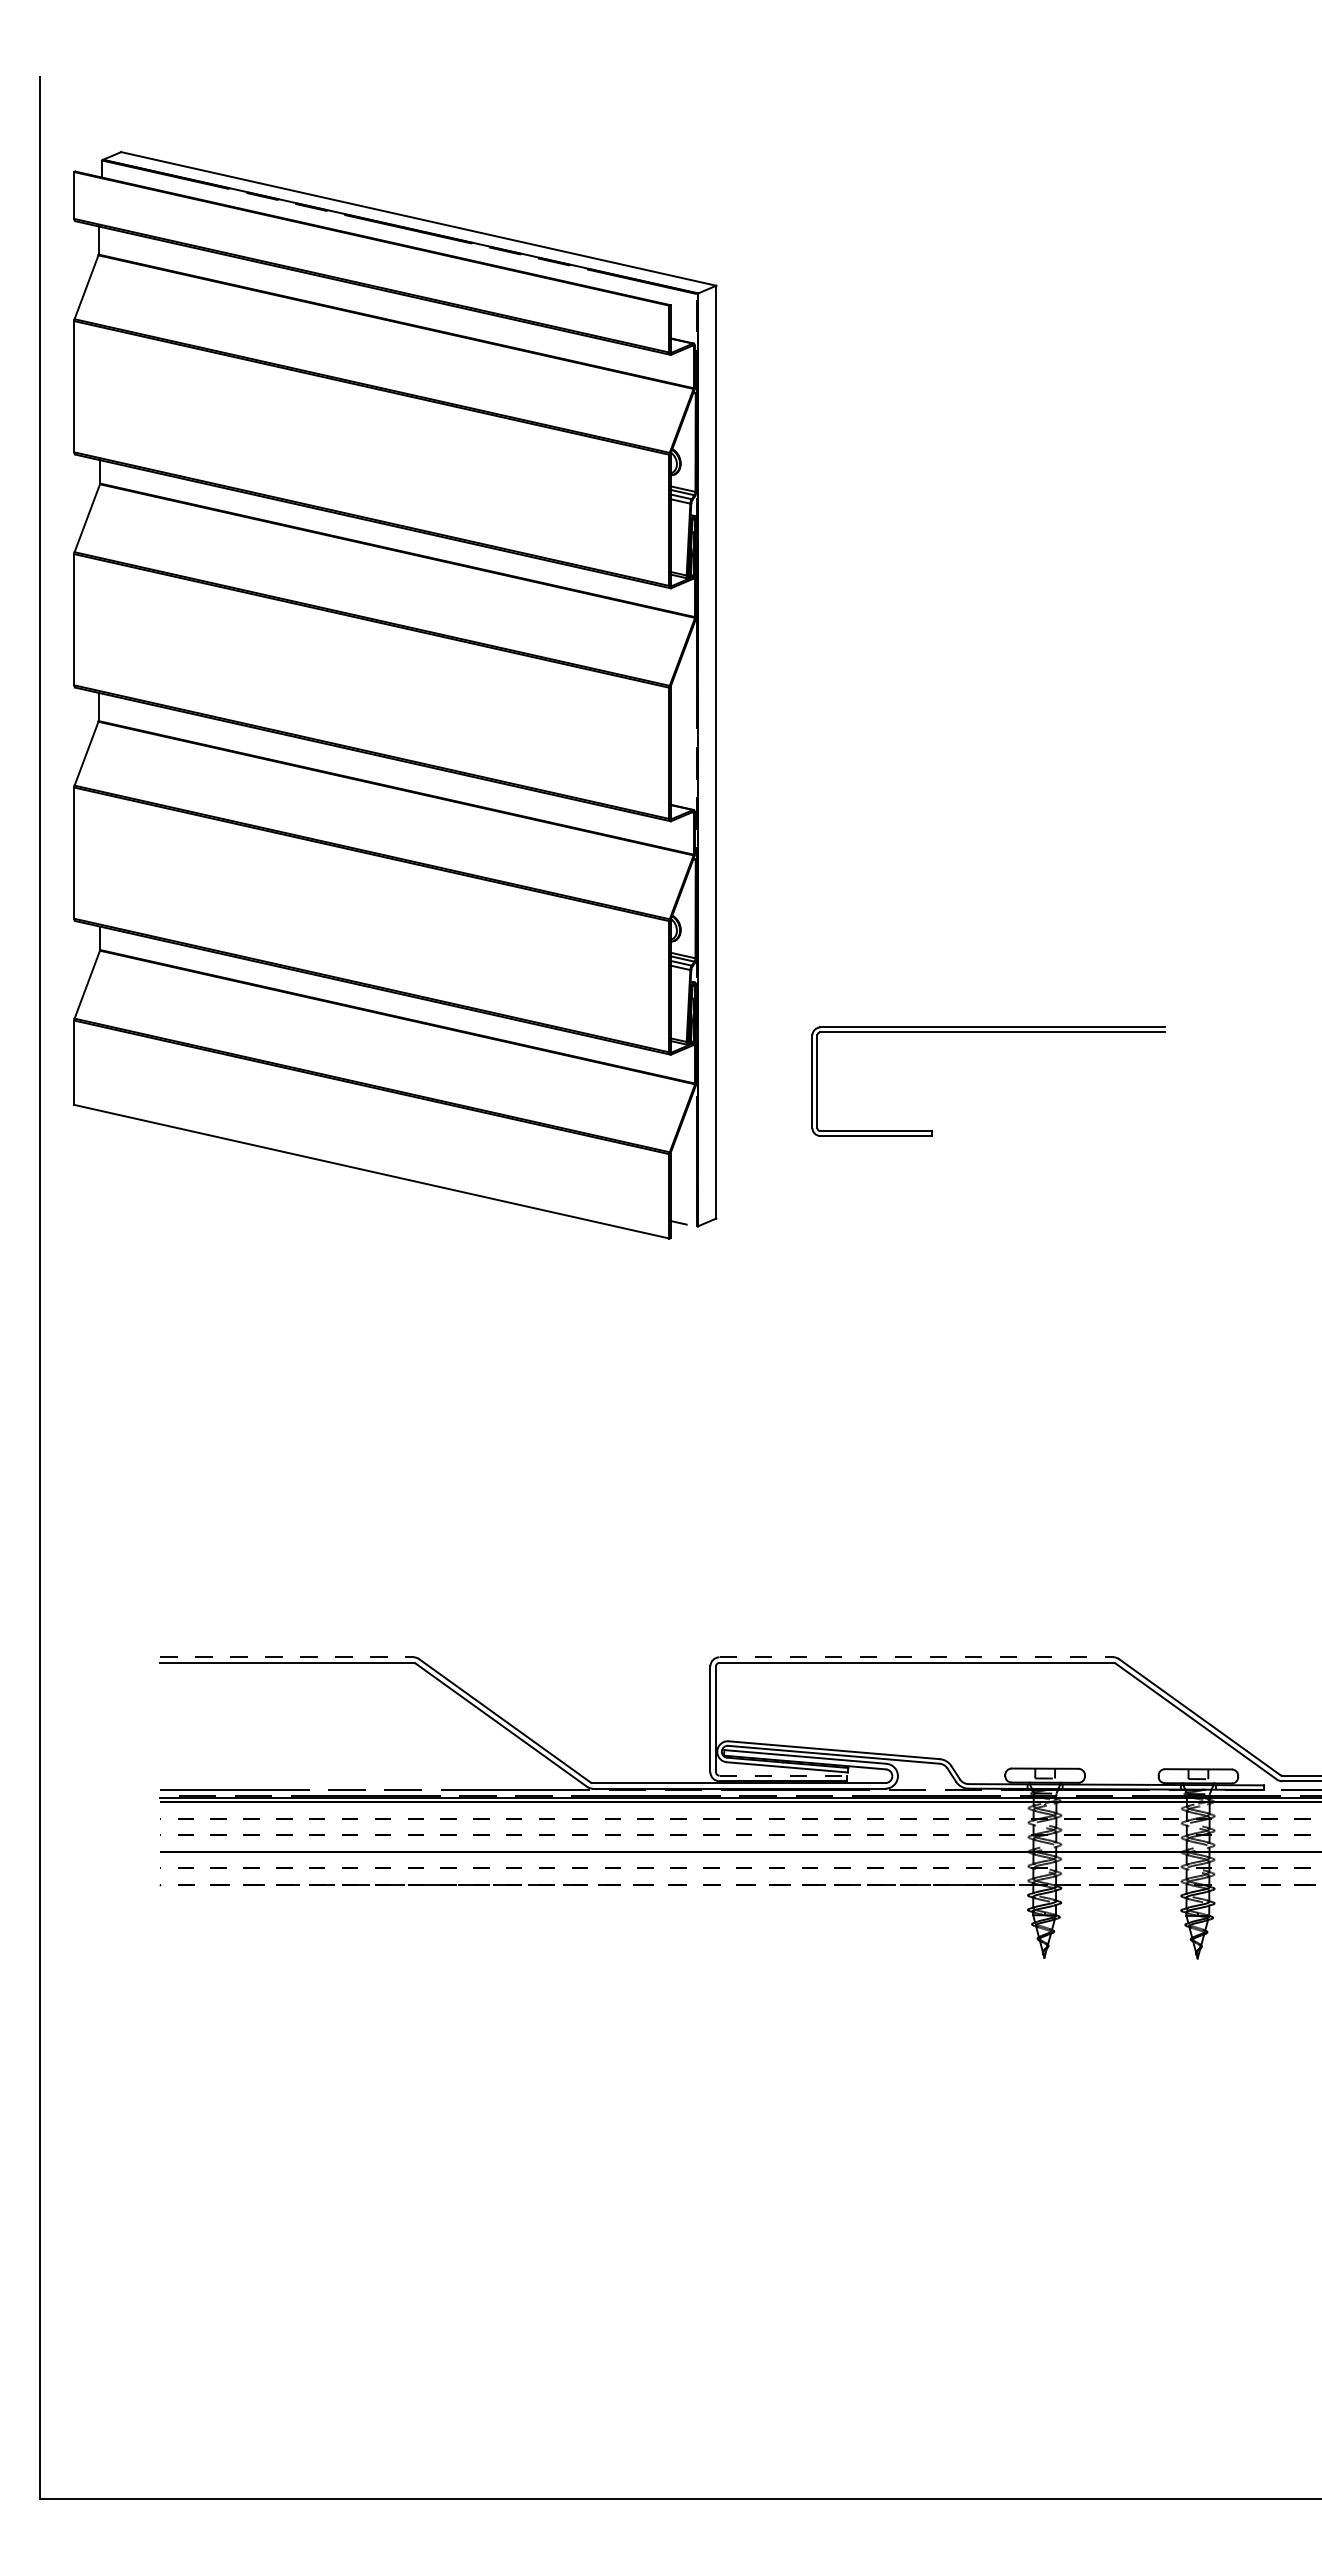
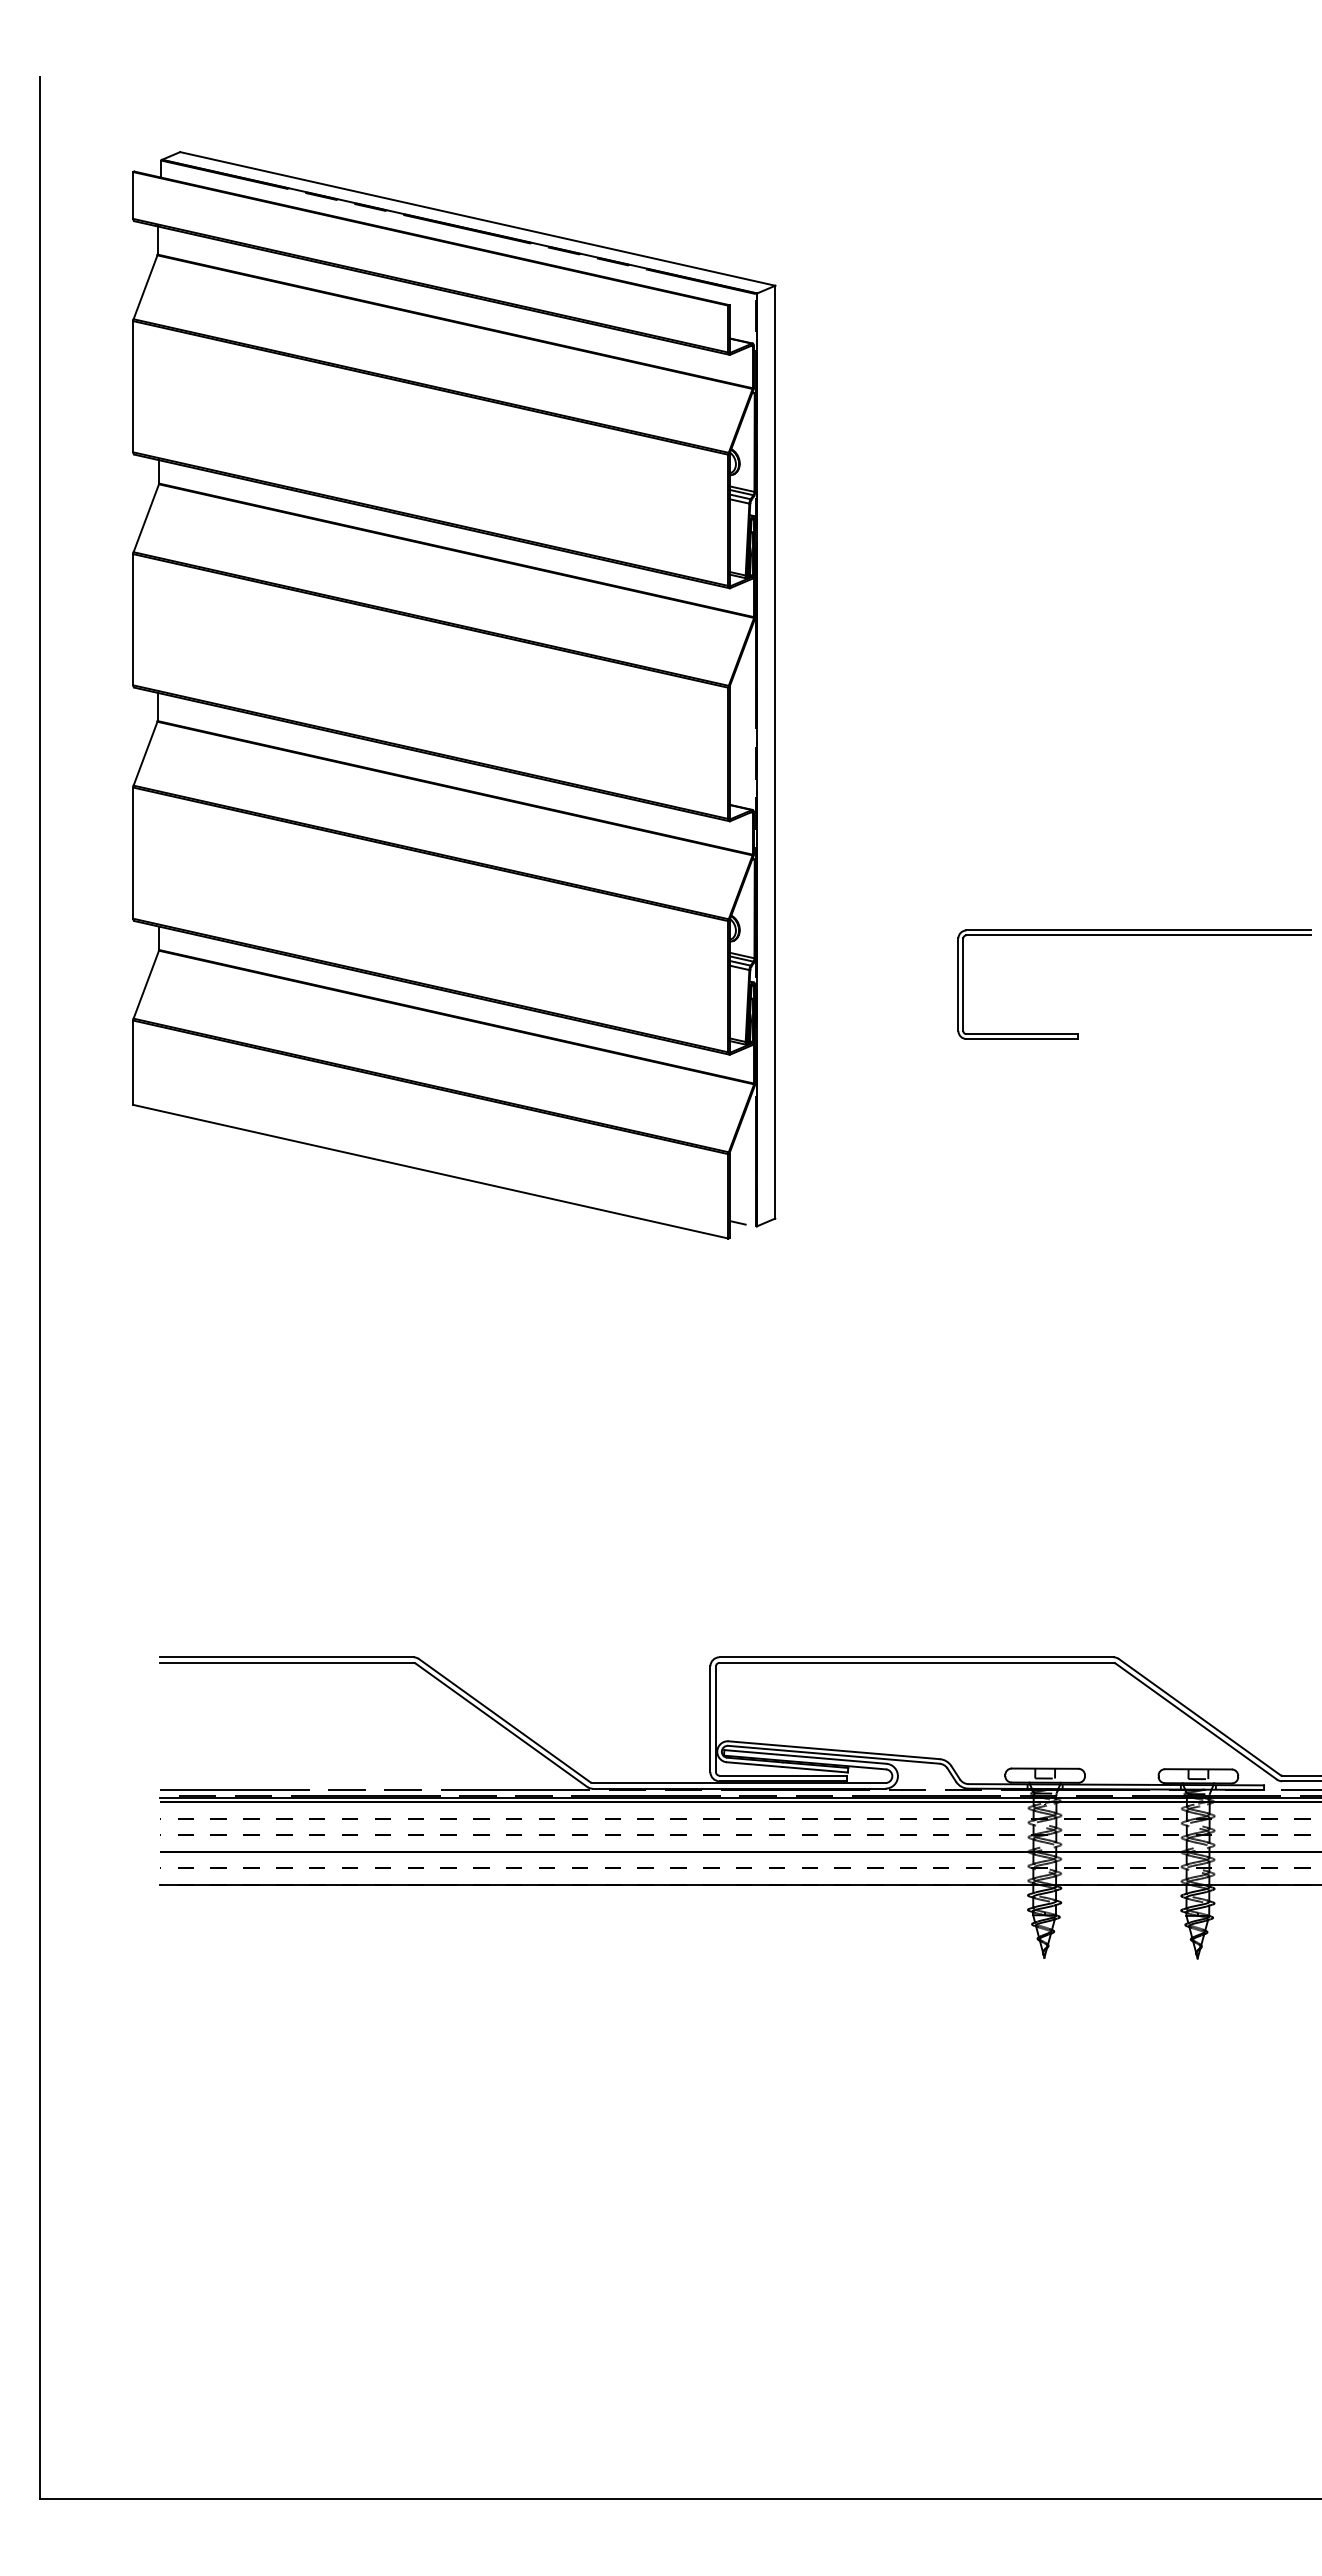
part position: (395, 695) -> (454, 695) (454, 695)
part position: (988, 1032) -> (1134, 935) (1134, 935)
line: dashed -> solid (286, 1657)
line: dashed -> solid (917, 1657)
line: dashed -> solid (783, 1775)
line: dashed -> solid (740, 1885)
